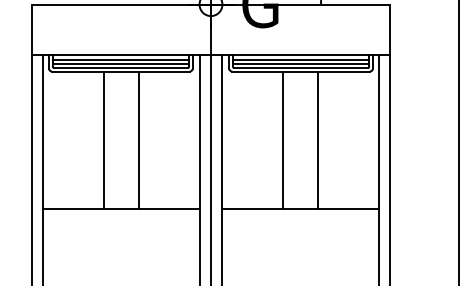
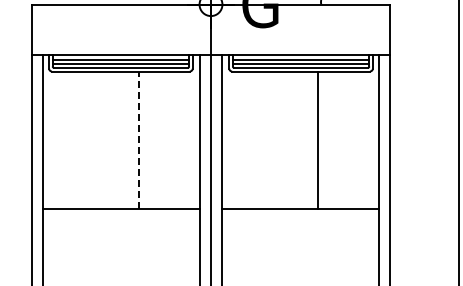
line: present -> none (104, 139)
line: present -> none (283, 139)
line: solid -> dashed (138, 140)
